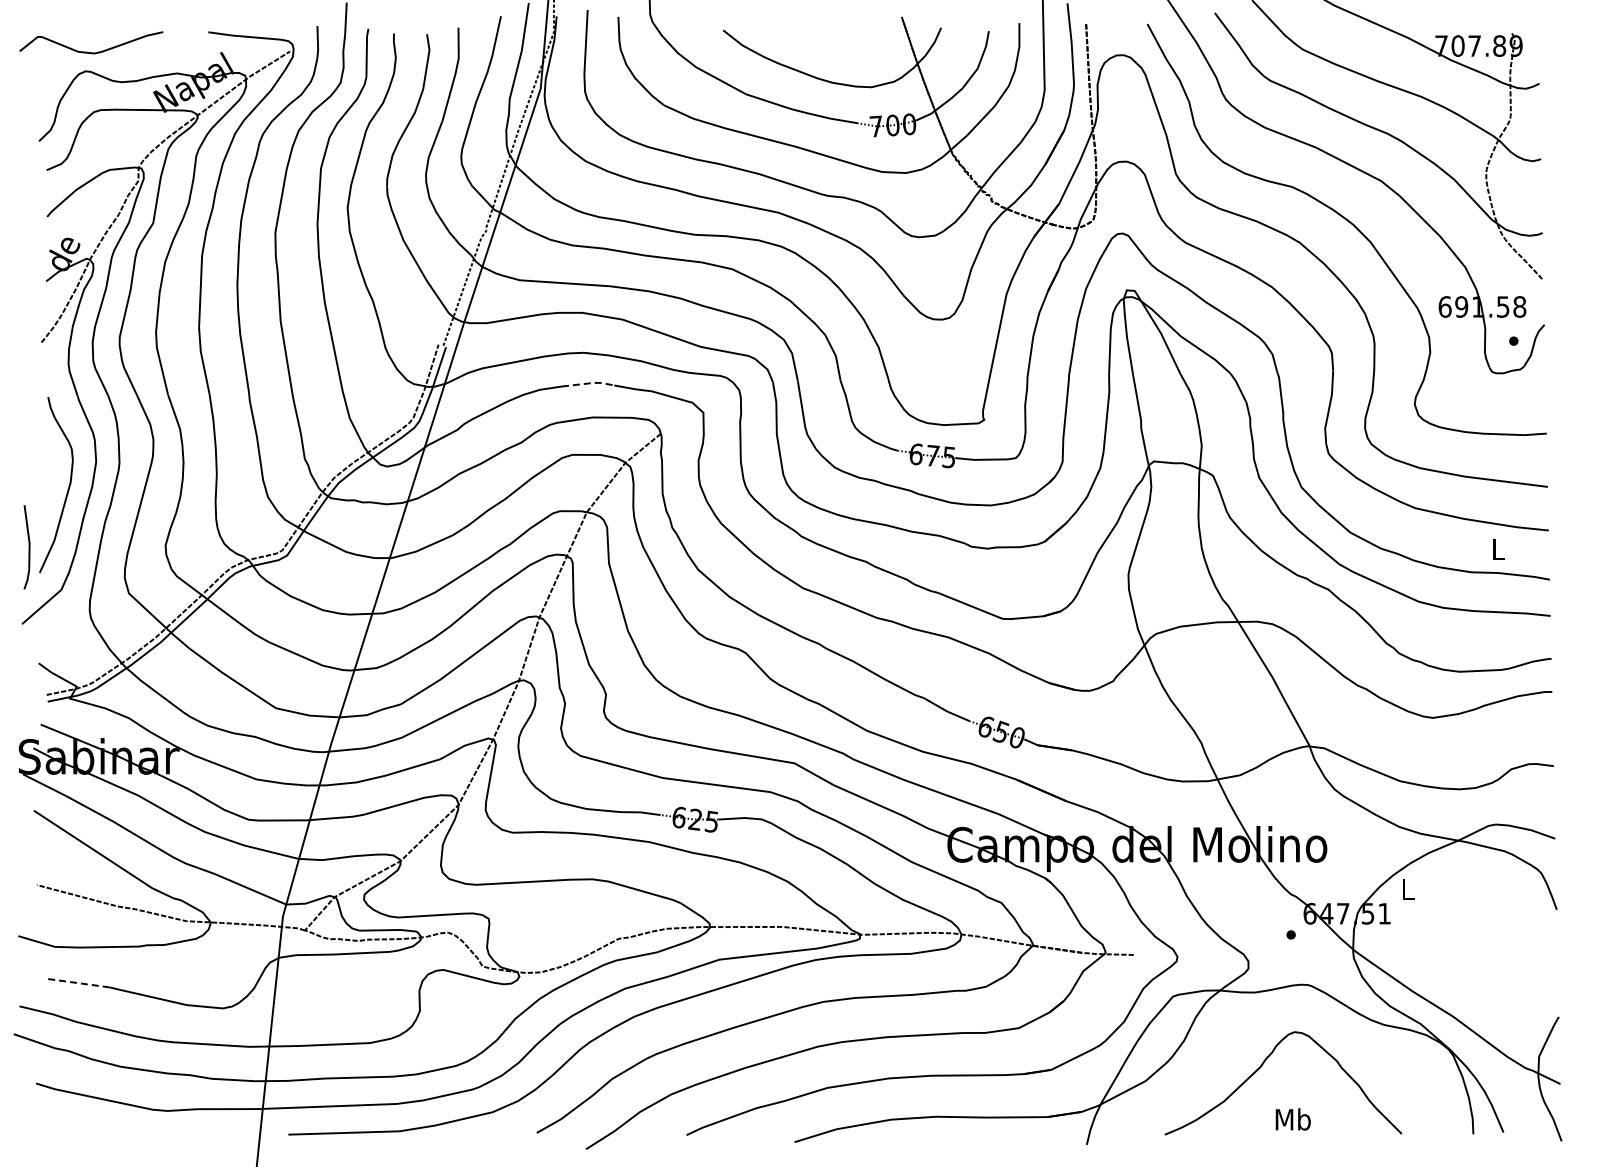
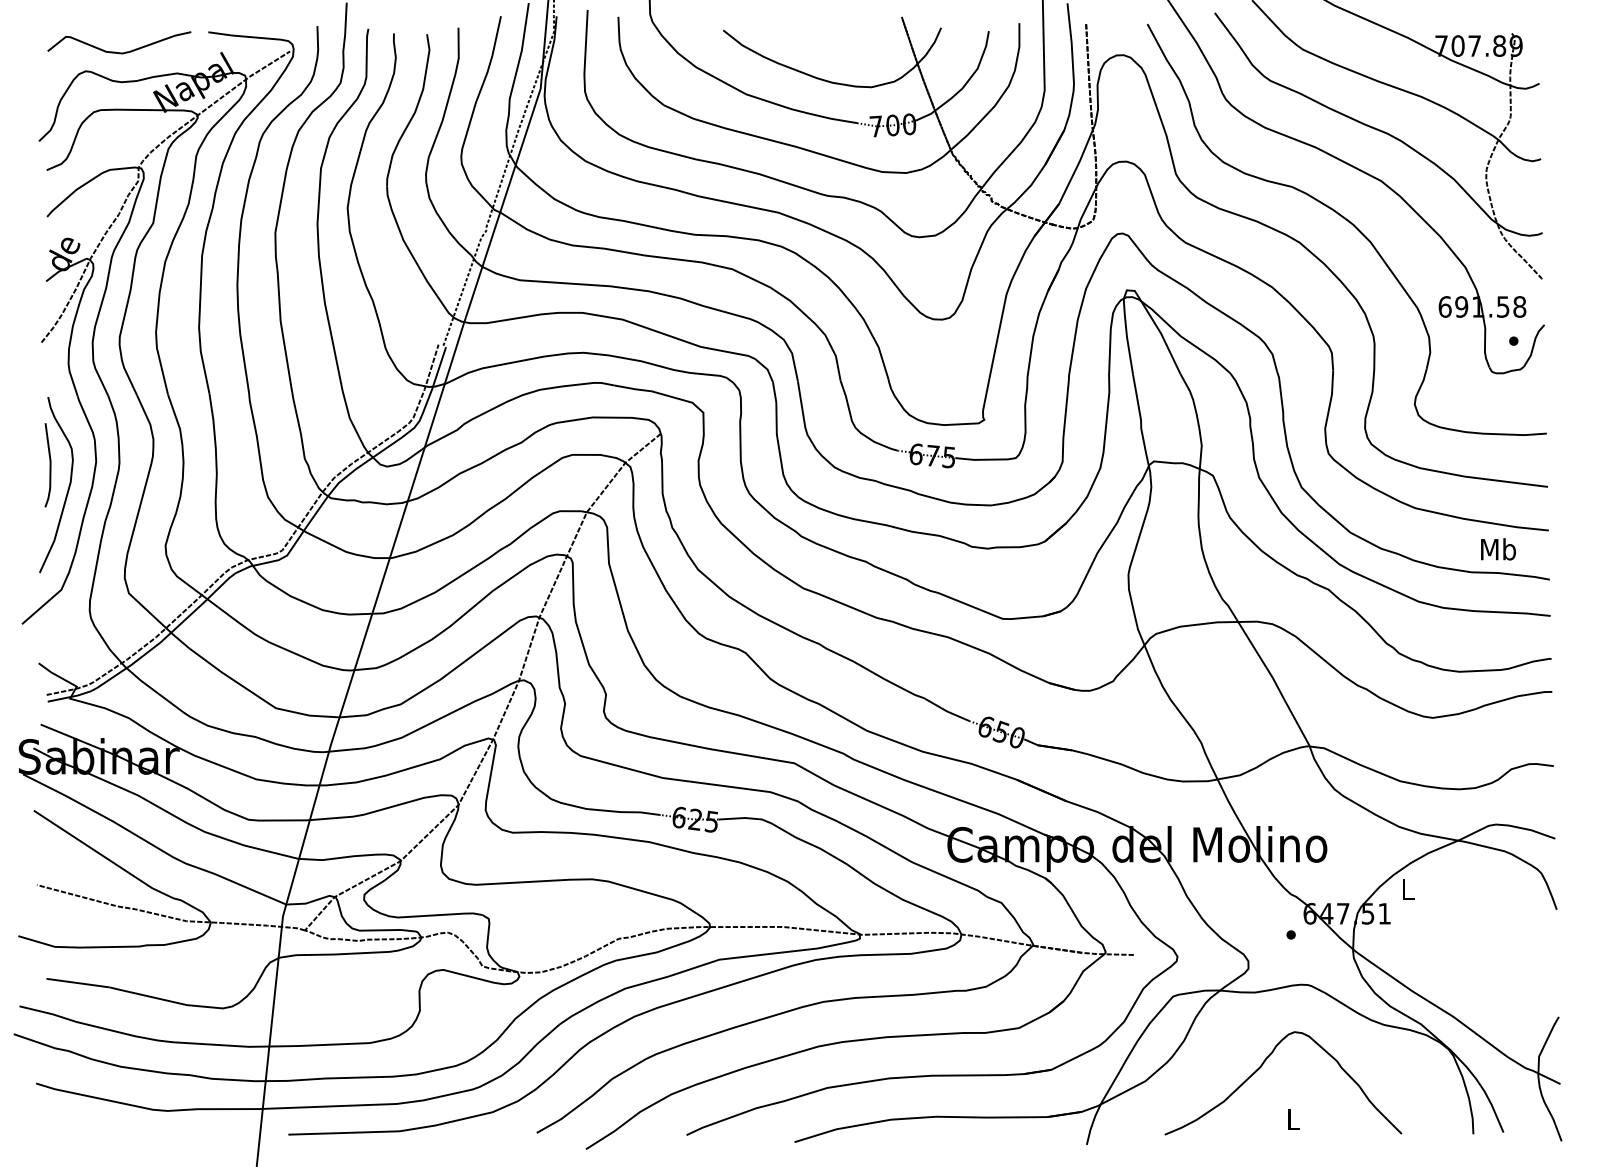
curve position: (87, 51) -> (115, 51) (115, 51)
line: dashed -> solid (590, 383)
line position: (28, 547) -> (49, 465) (49, 465)
text: L -> Mb (1498, 549)
line: dashed -> solid (78, 983)
text: Mb -> L (1292, 1119)
